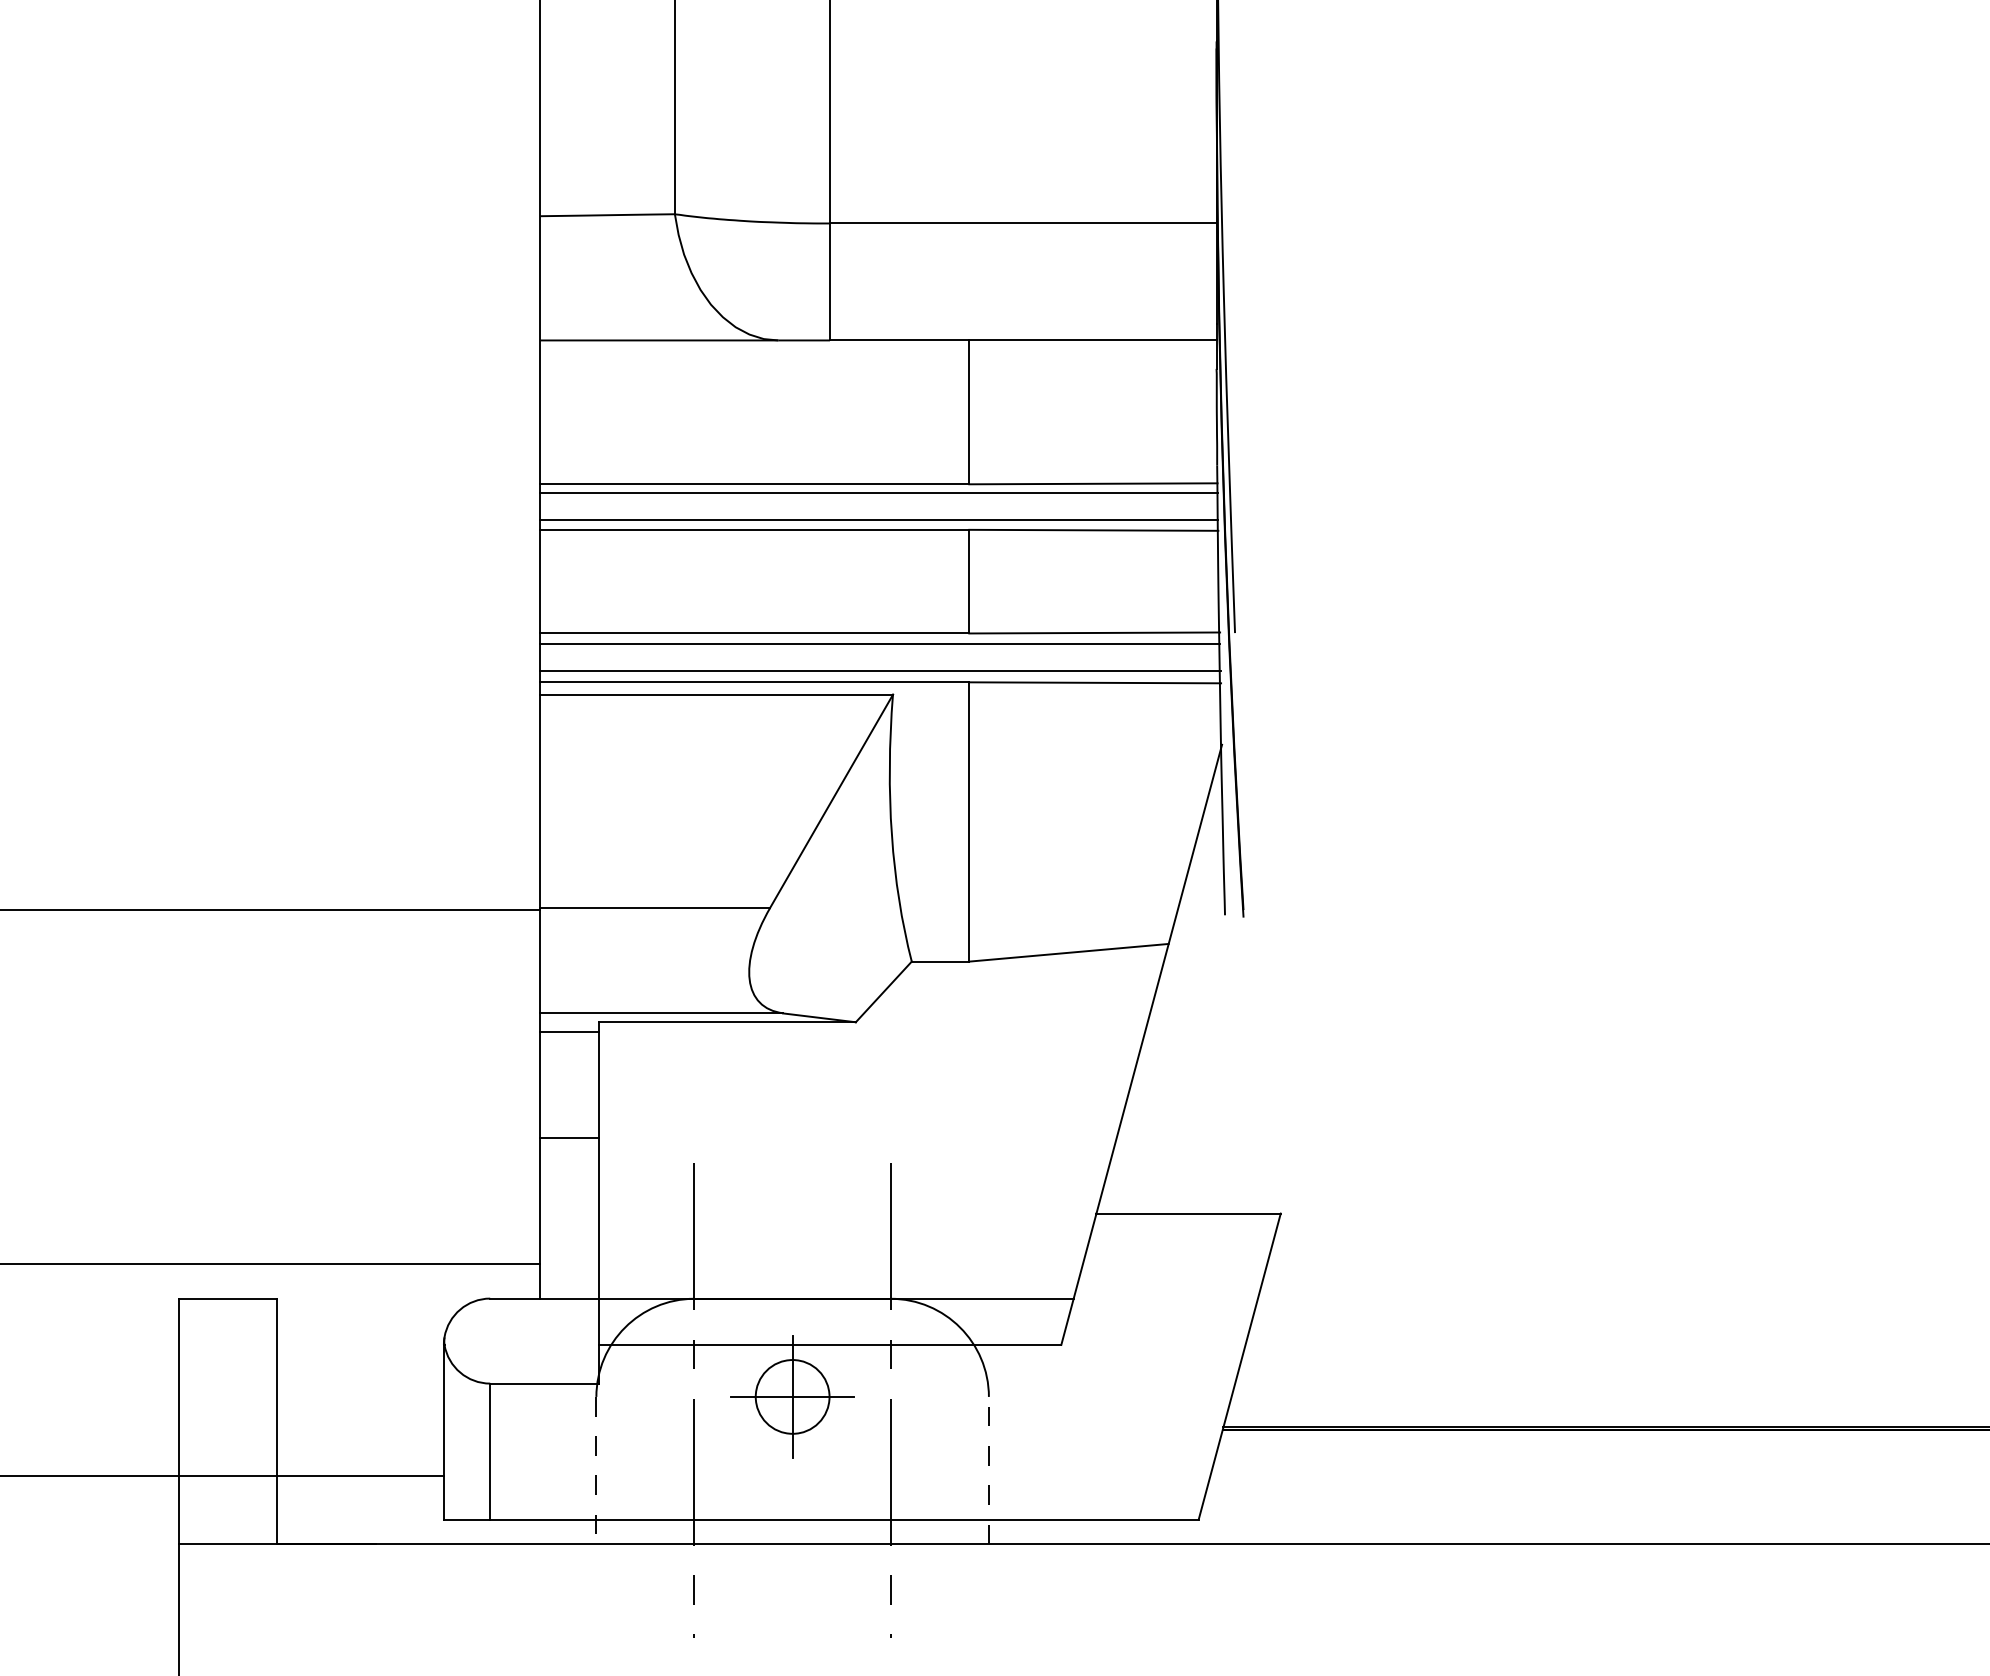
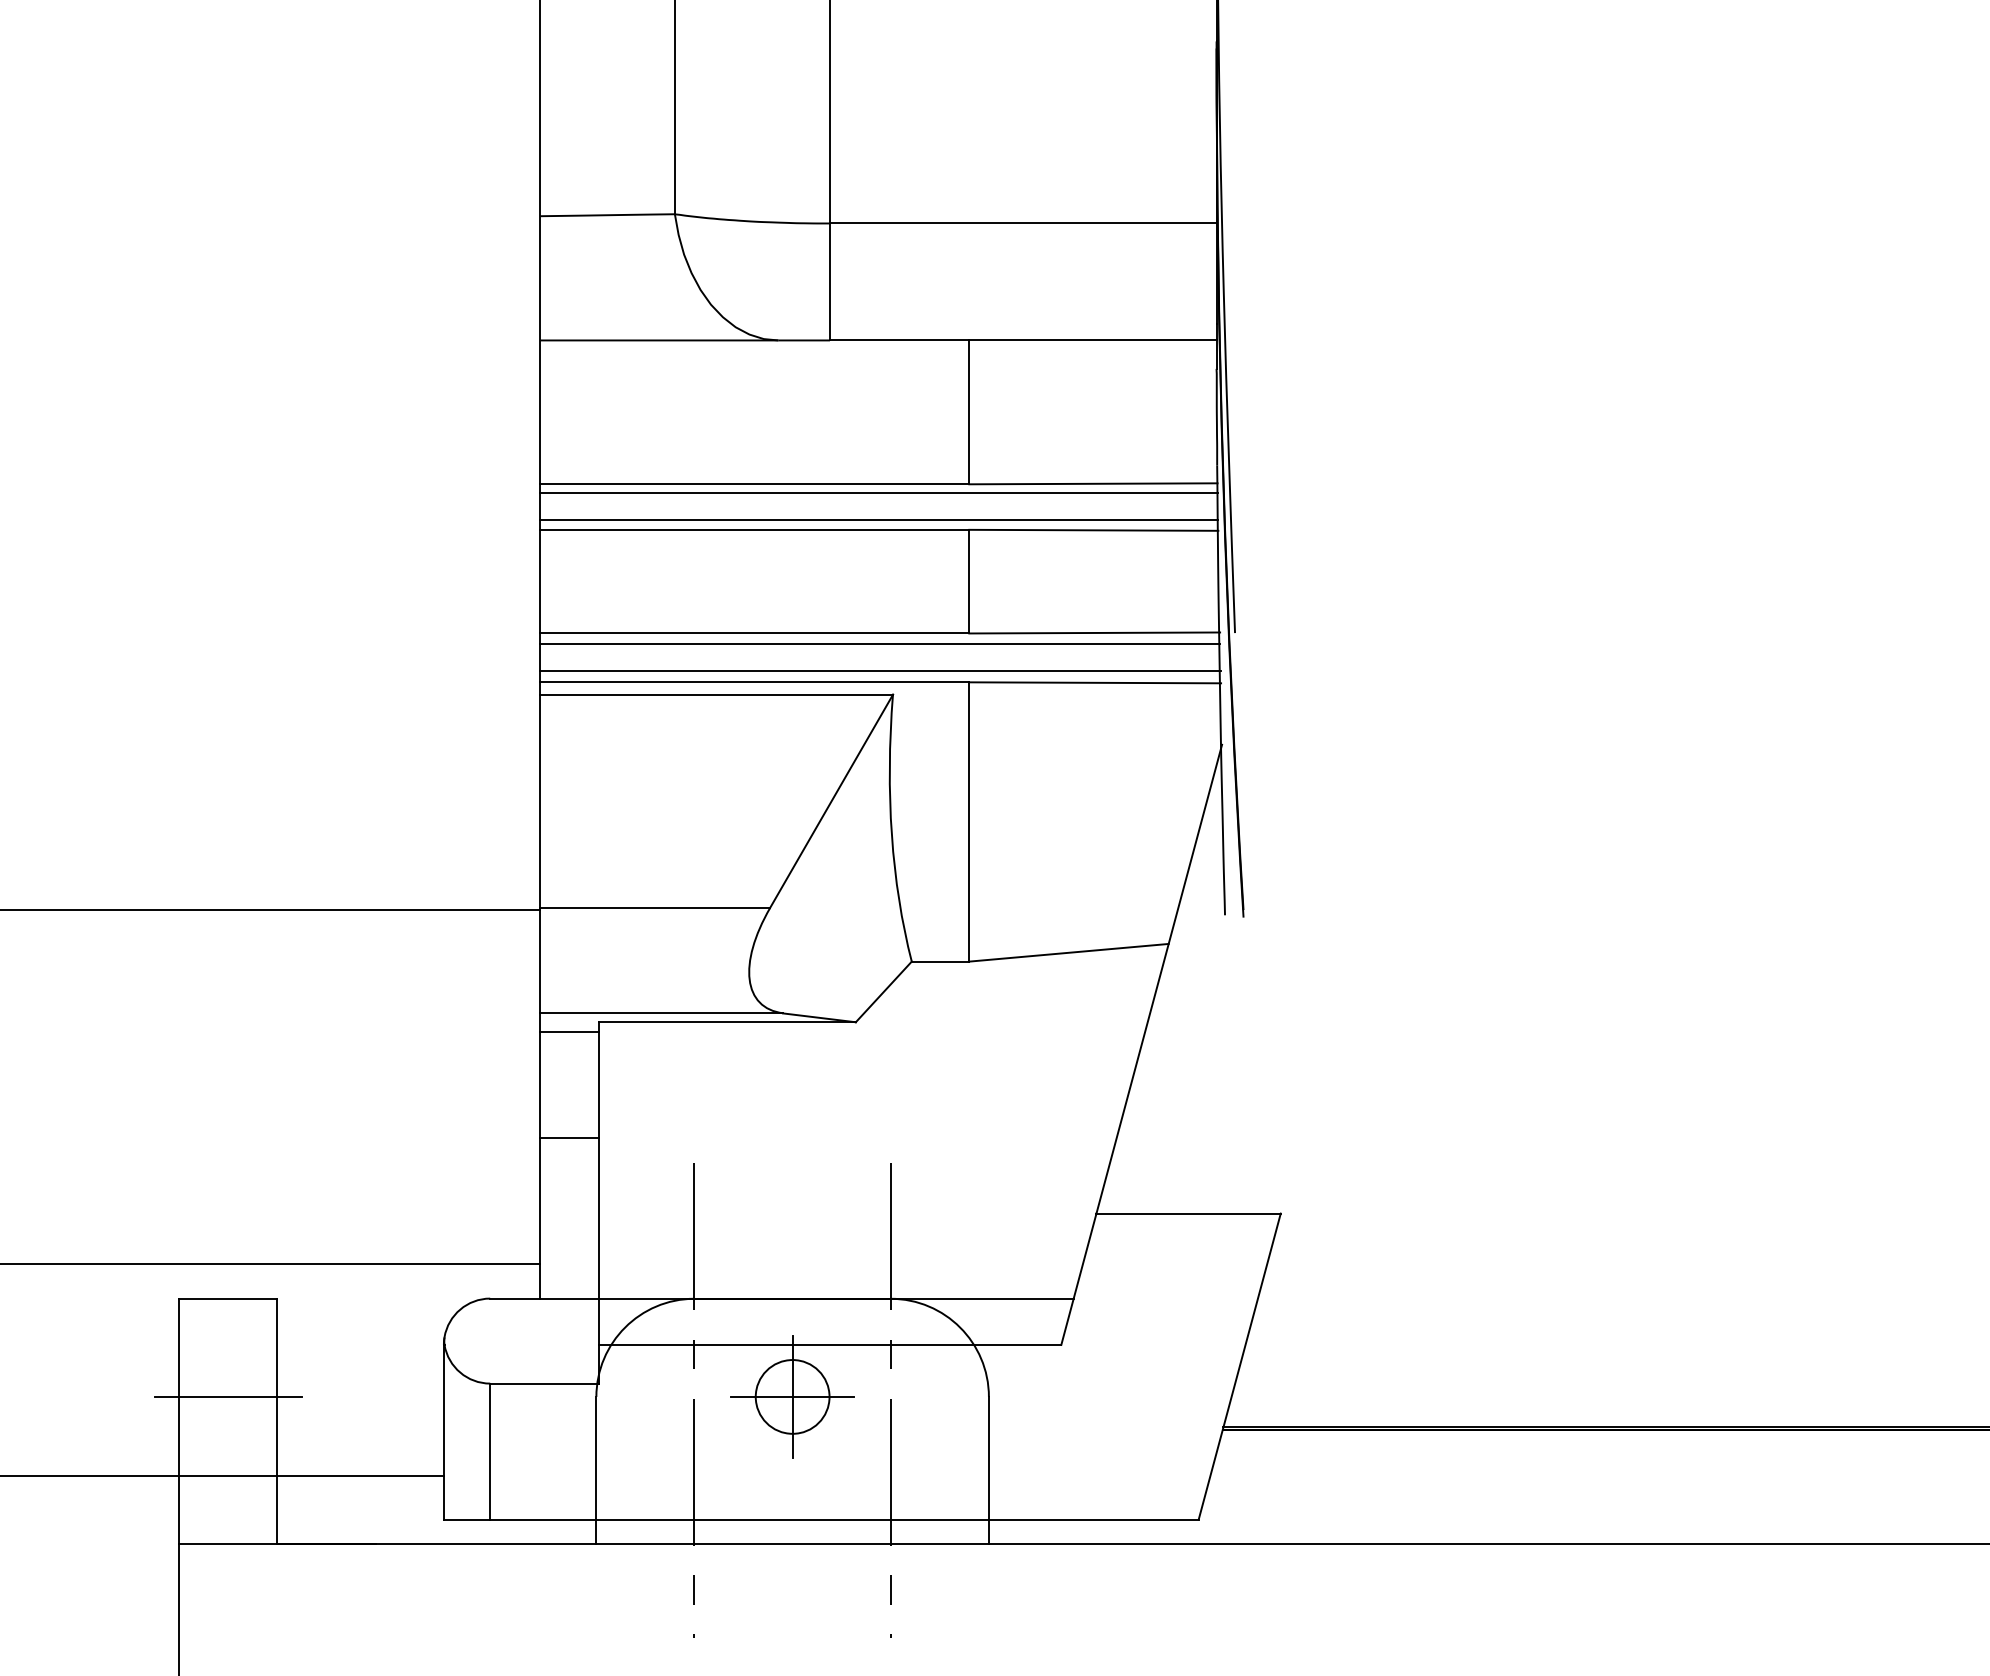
line: none -> present (227, 1396)
line: dashed -> solid (596, 1470)
line: dashed -> solid (988, 1470)
